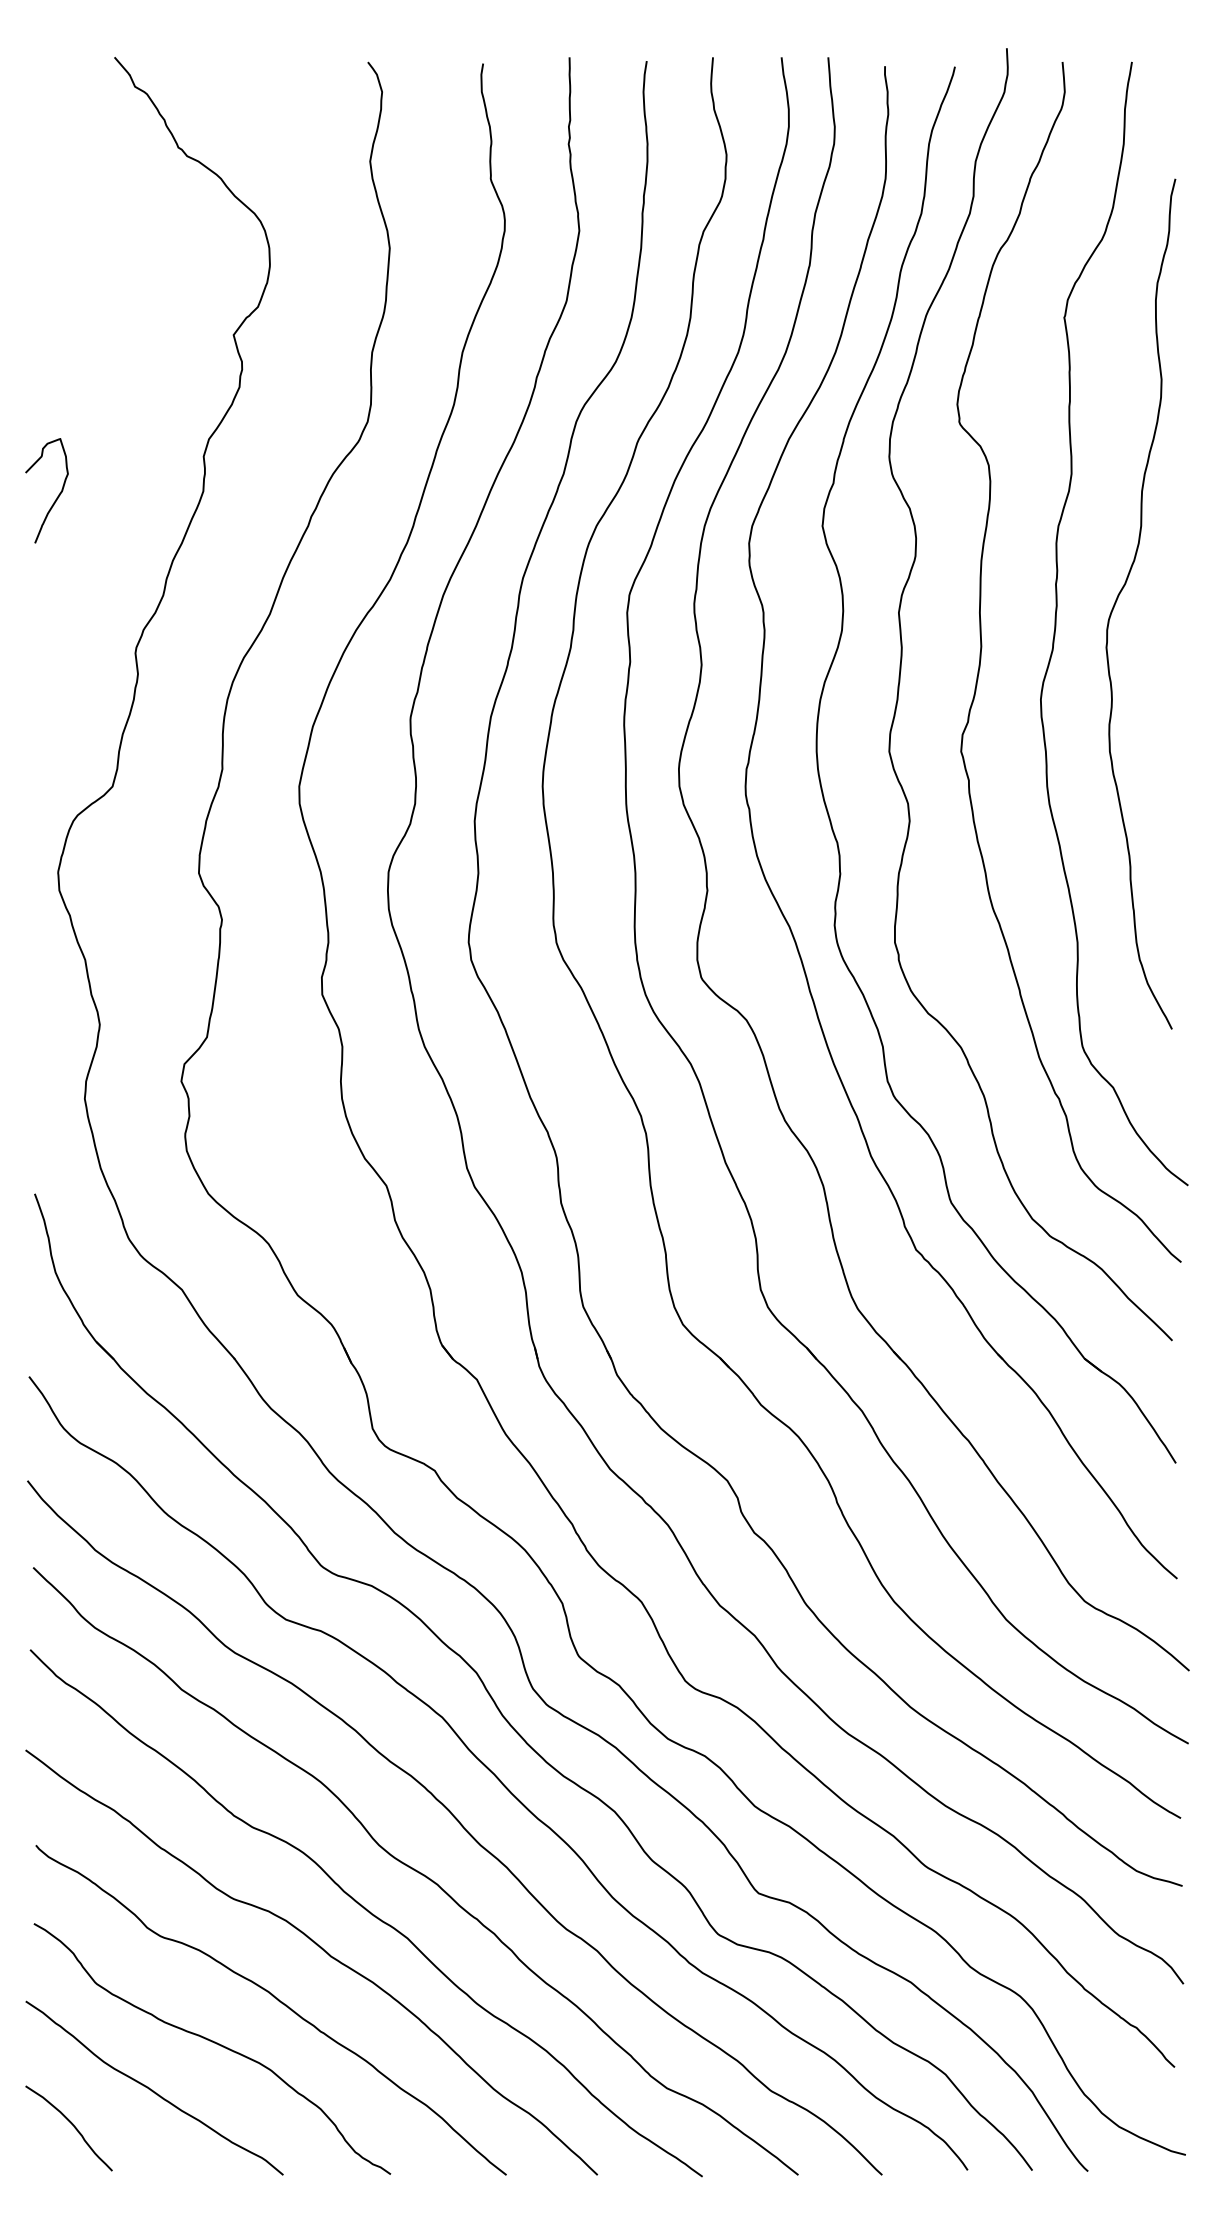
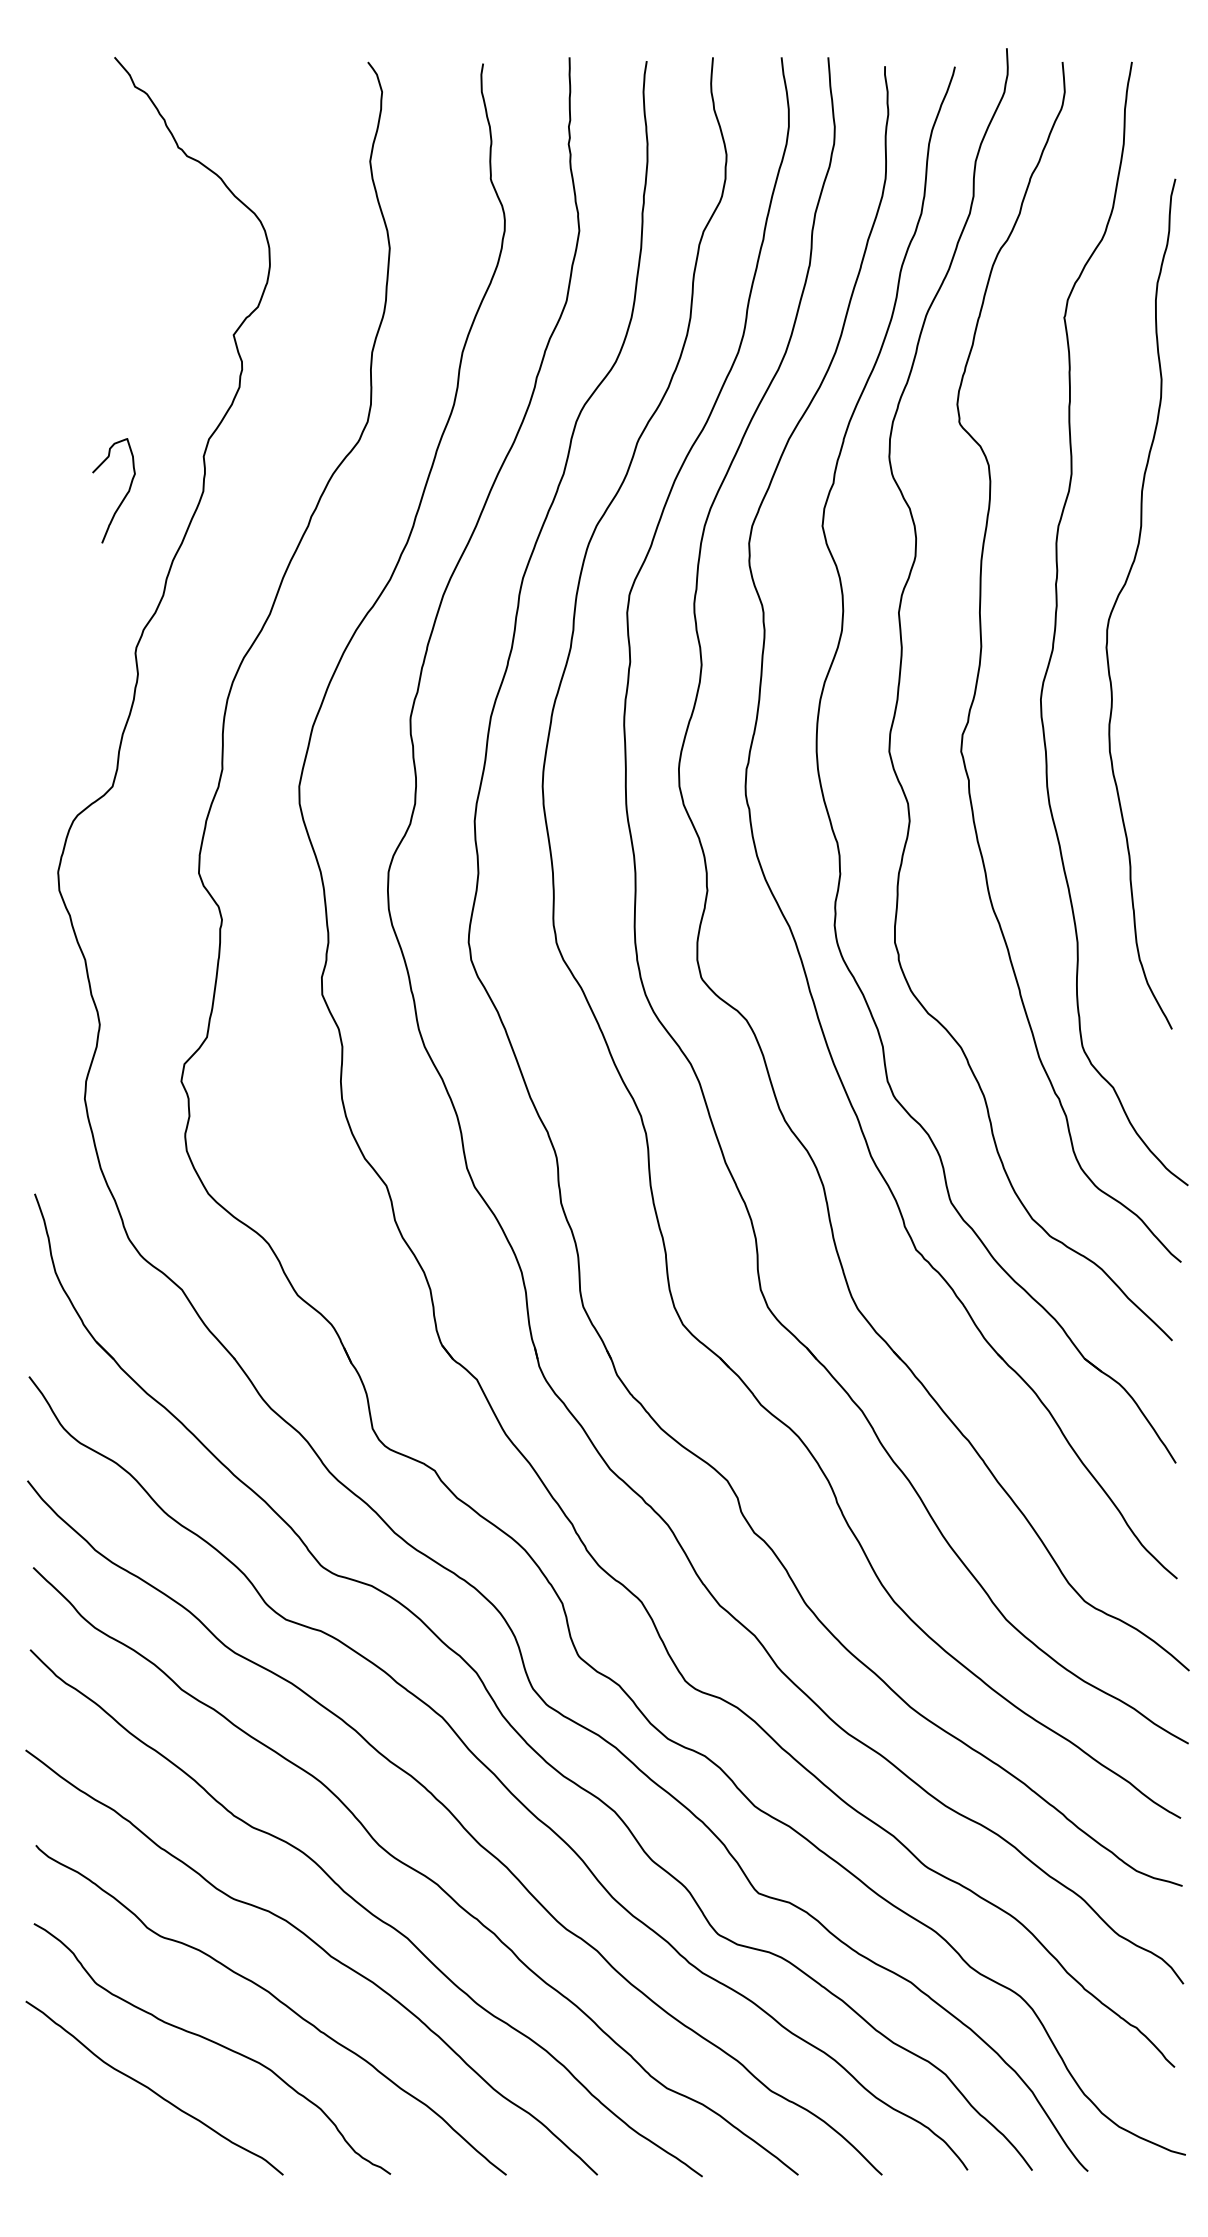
curve position: (56, 497) -> (123, 497) (123, 497)
curve: present -> none (71, 2124)
